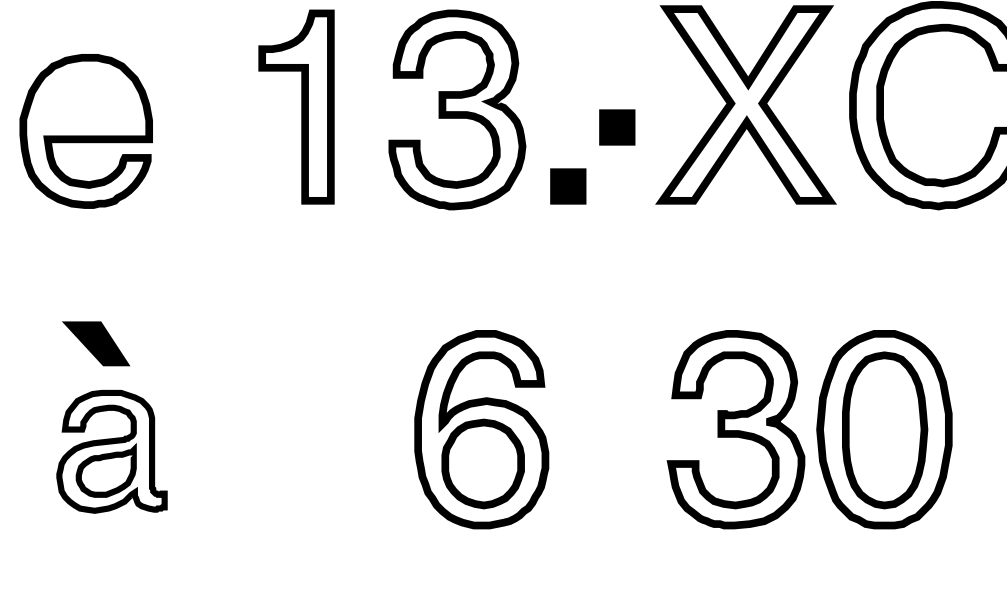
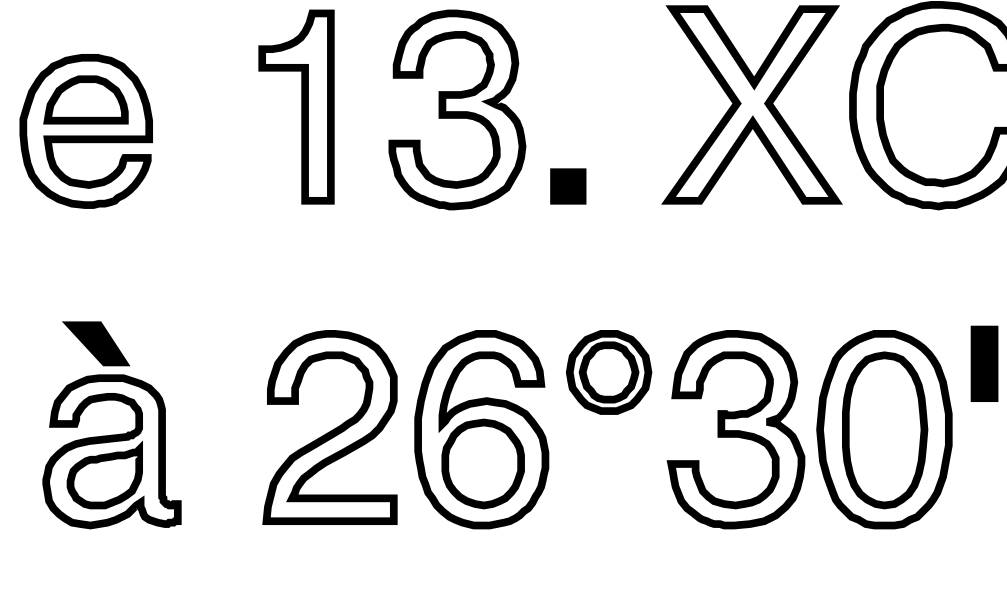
part: none -> present (85, 99)
part position: (745, 104) -> (751, 104) (751, 104)
part: present -> none (617, 127)
part: none -> present (984, 363)
part: none -> present (609, 372)
part: none -> present (329, 427)
part size: 112x125 px -> 140x156 px (111, 451)
